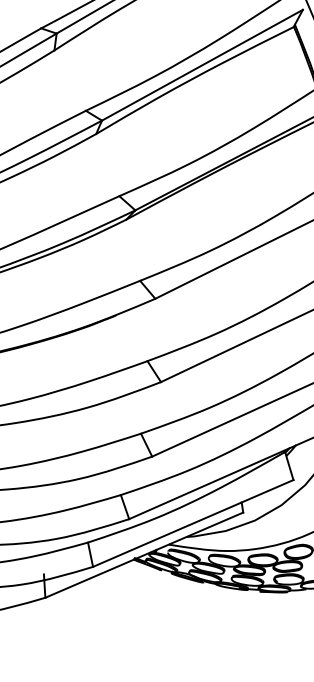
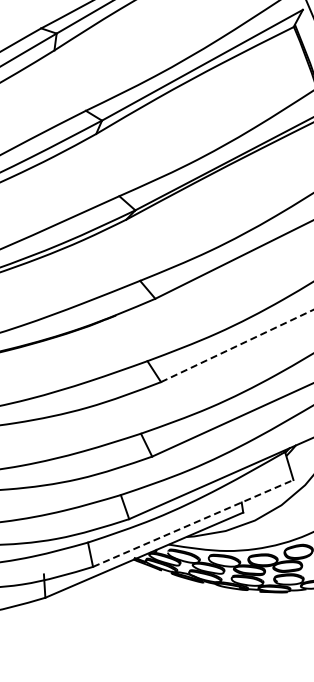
line: solid -> dashed (237, 345)
line: solid -> dashed (193, 523)
